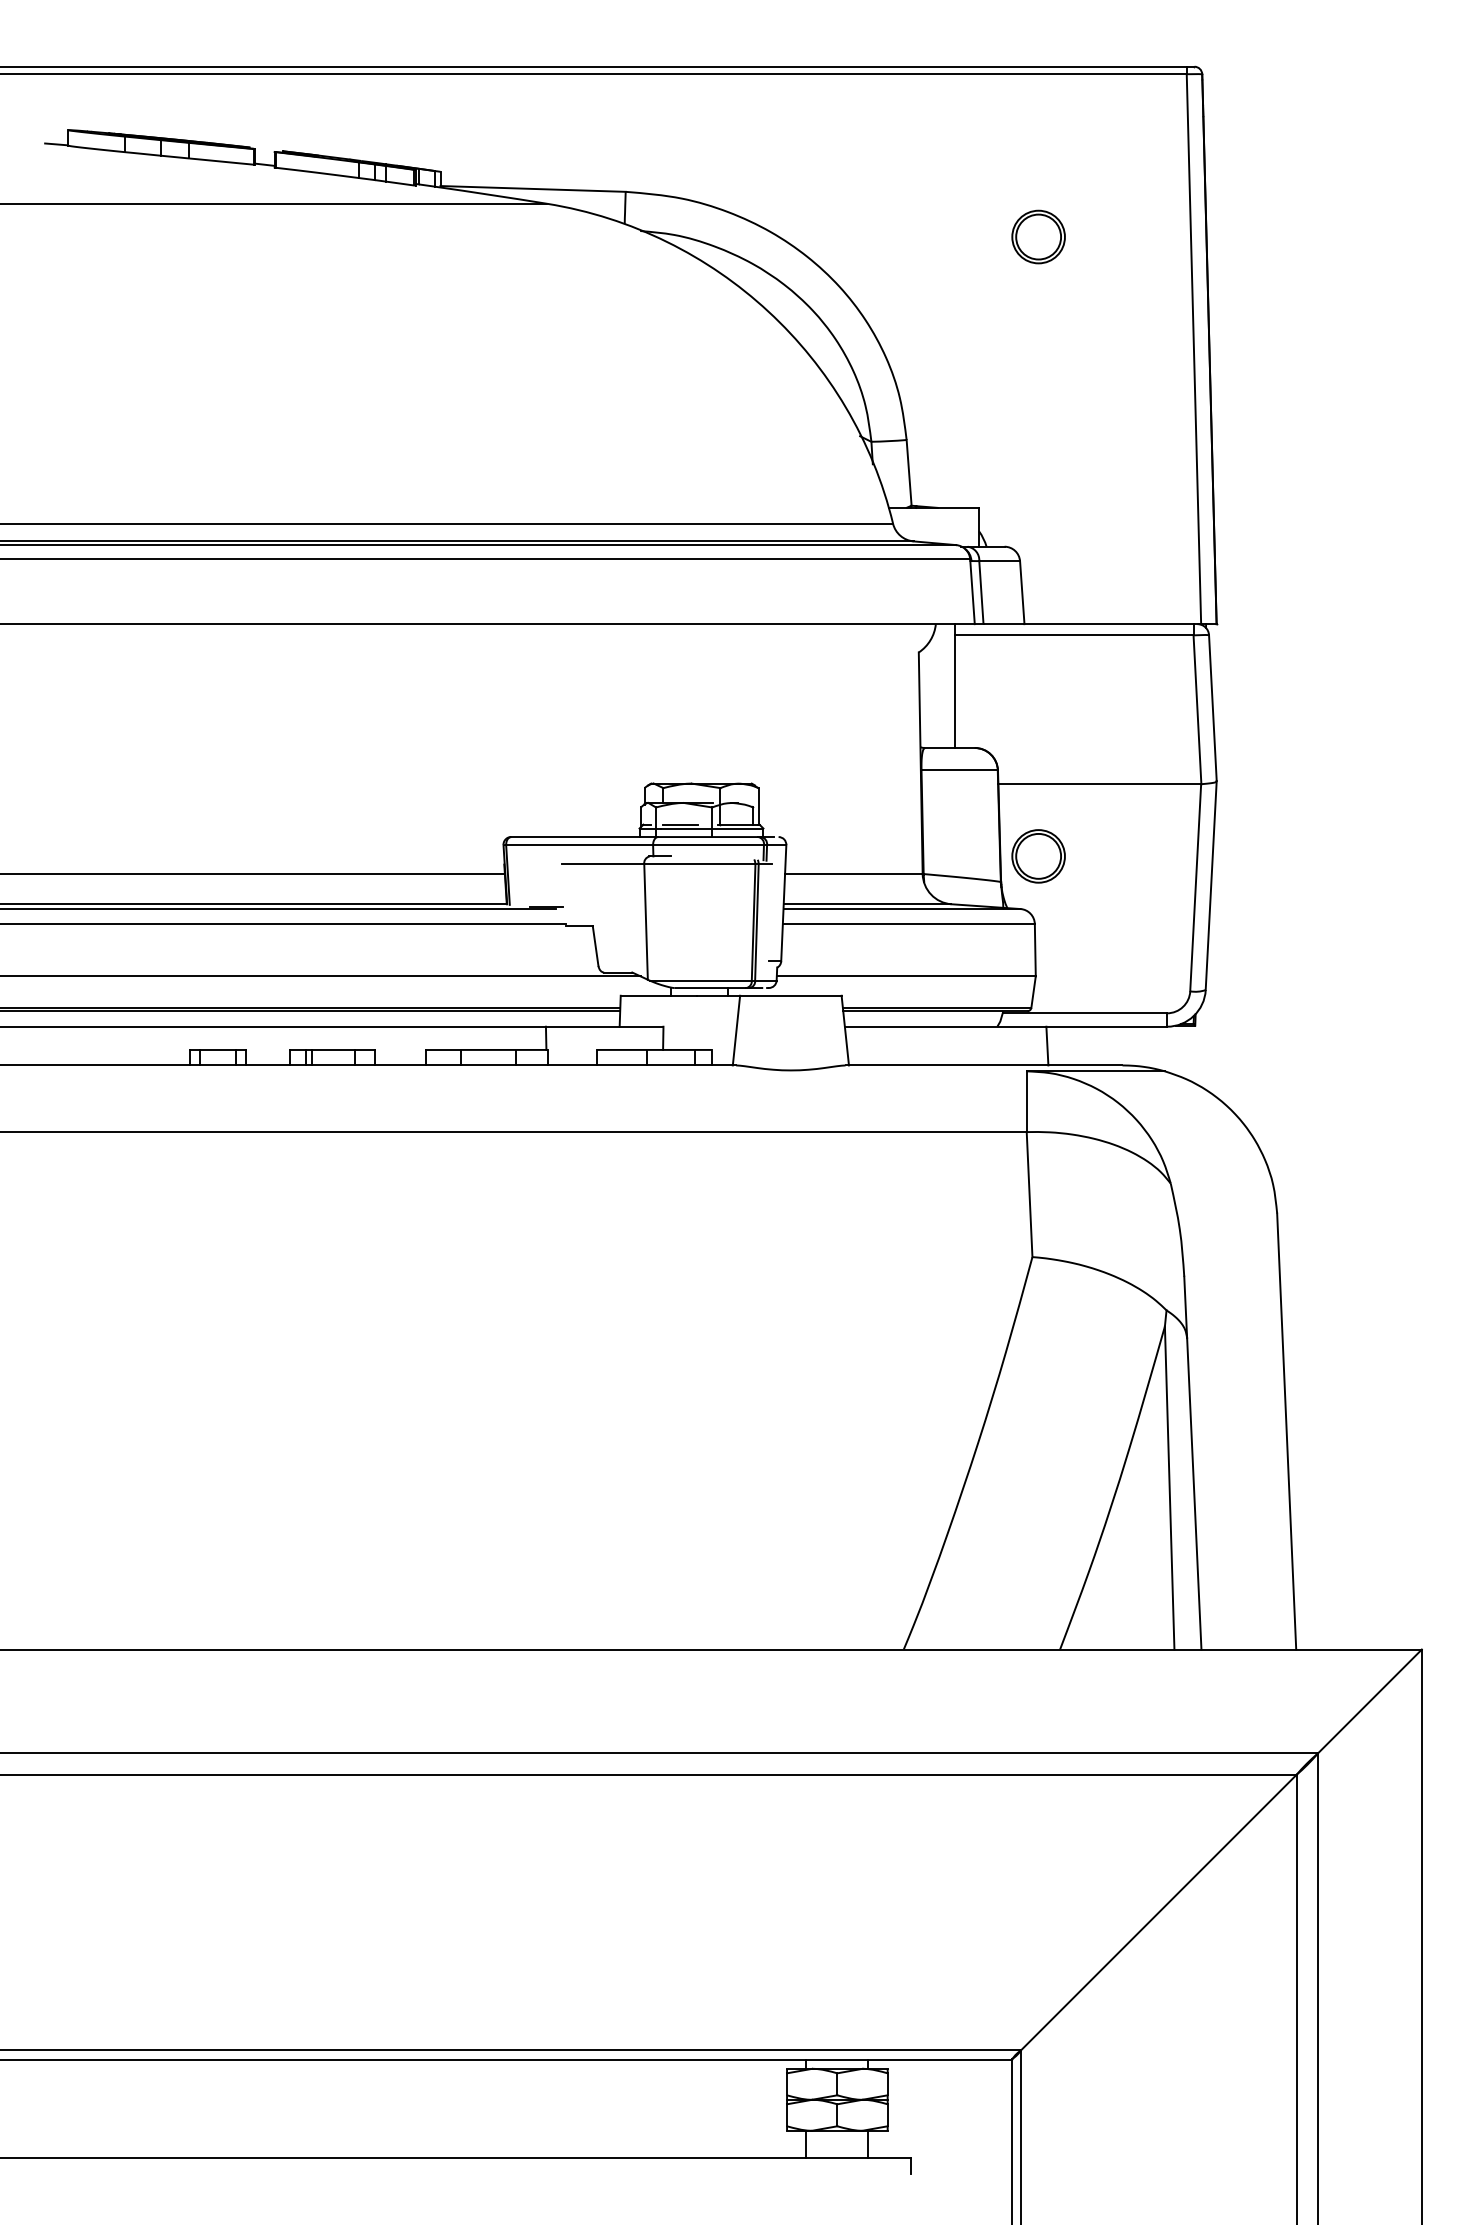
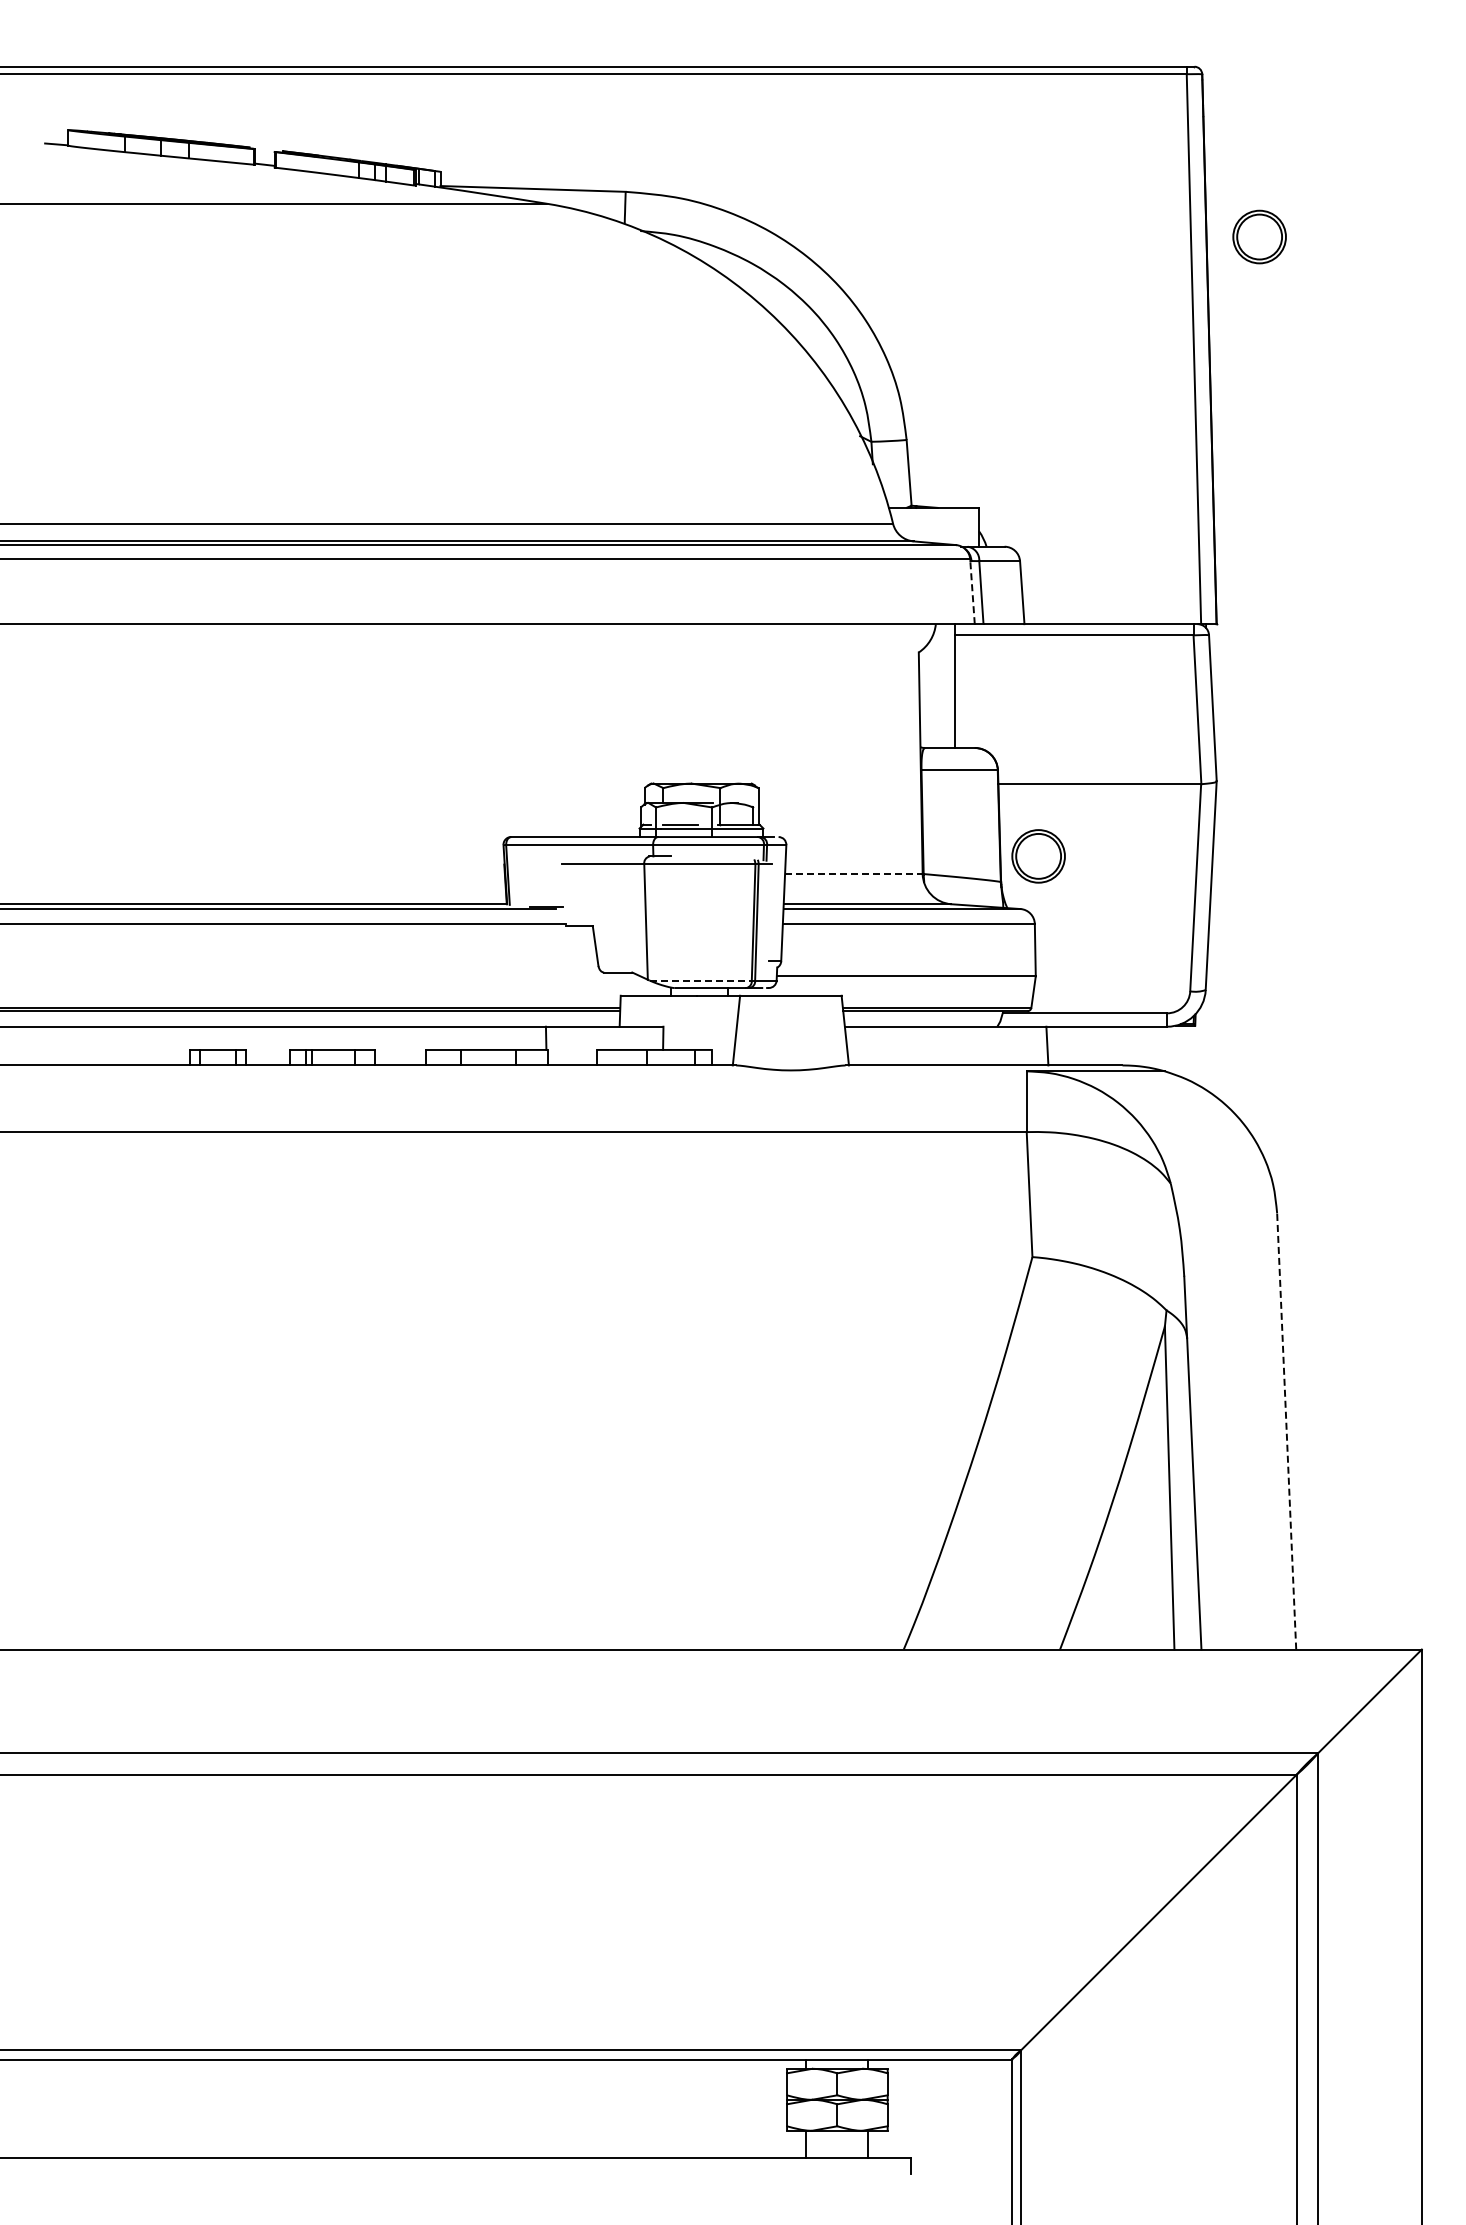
part position: (1038, 236) -> (1259, 236) (1259, 236)
line: solid -> dashed (972, 591)
line: present -> none (253, 873)
line: solid -> dashed (853, 873)
line: present -> none (321, 976)
line: solid -> dashed (701, 980)
line: solid -> dashed (1286, 1431)
